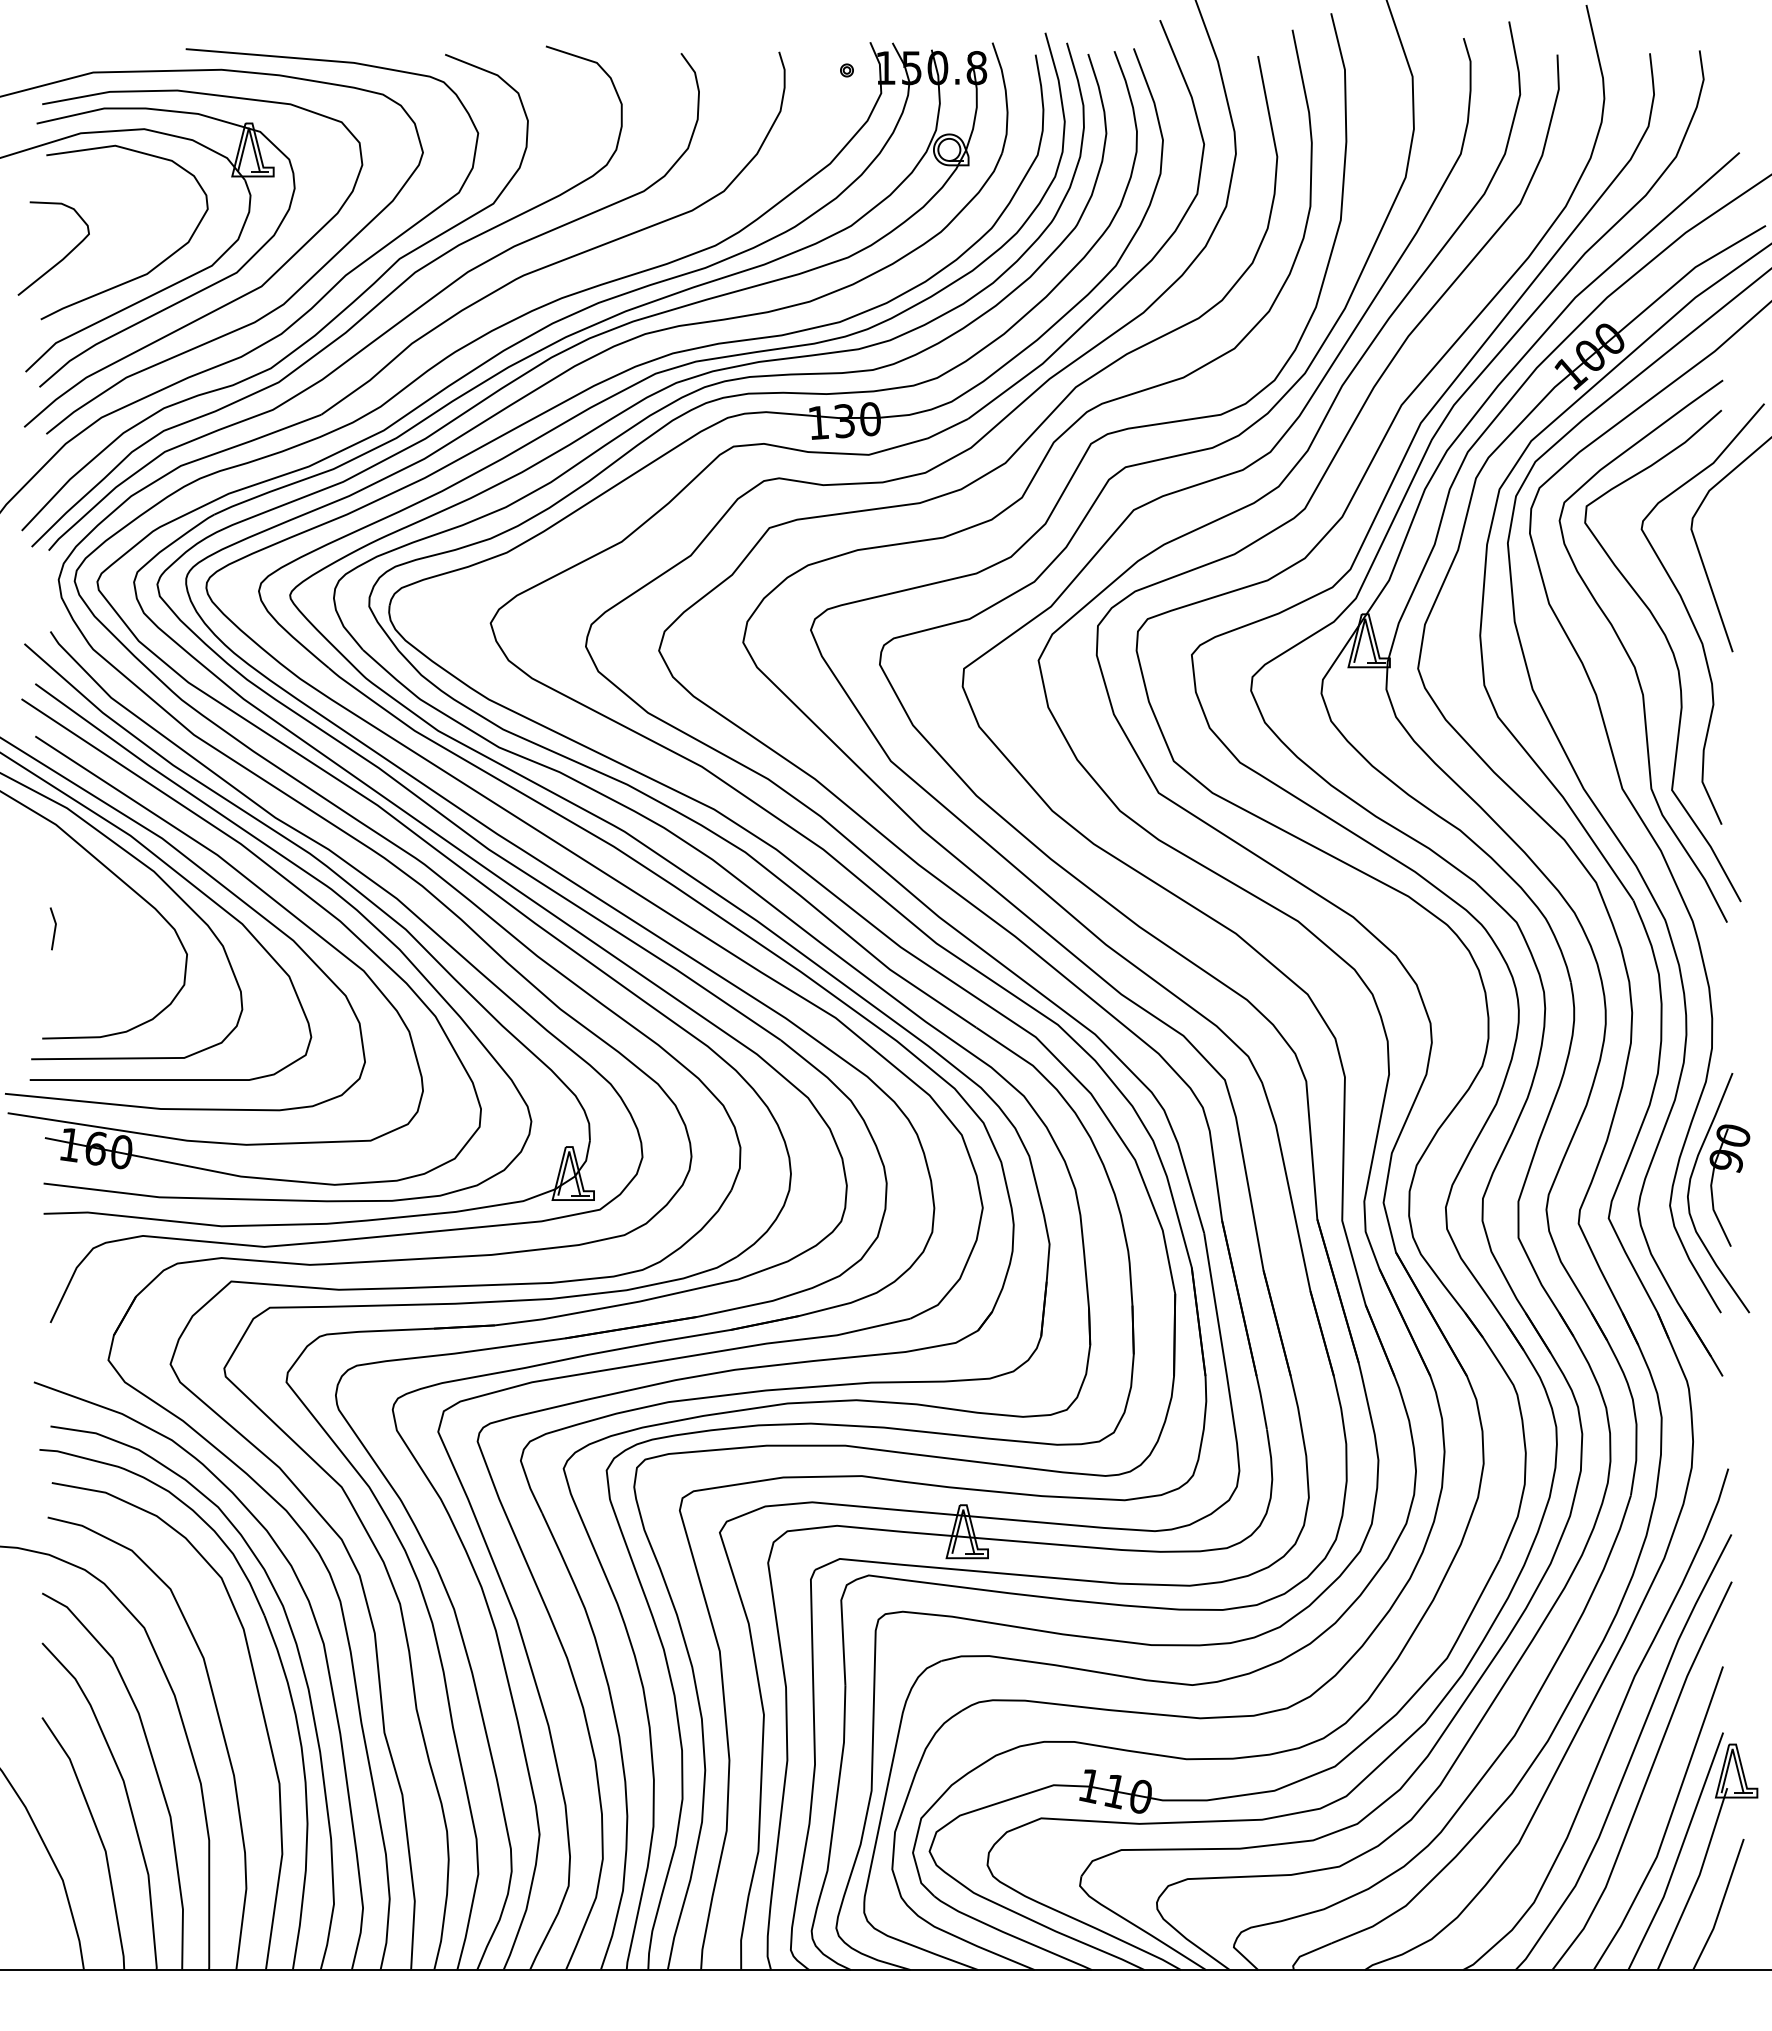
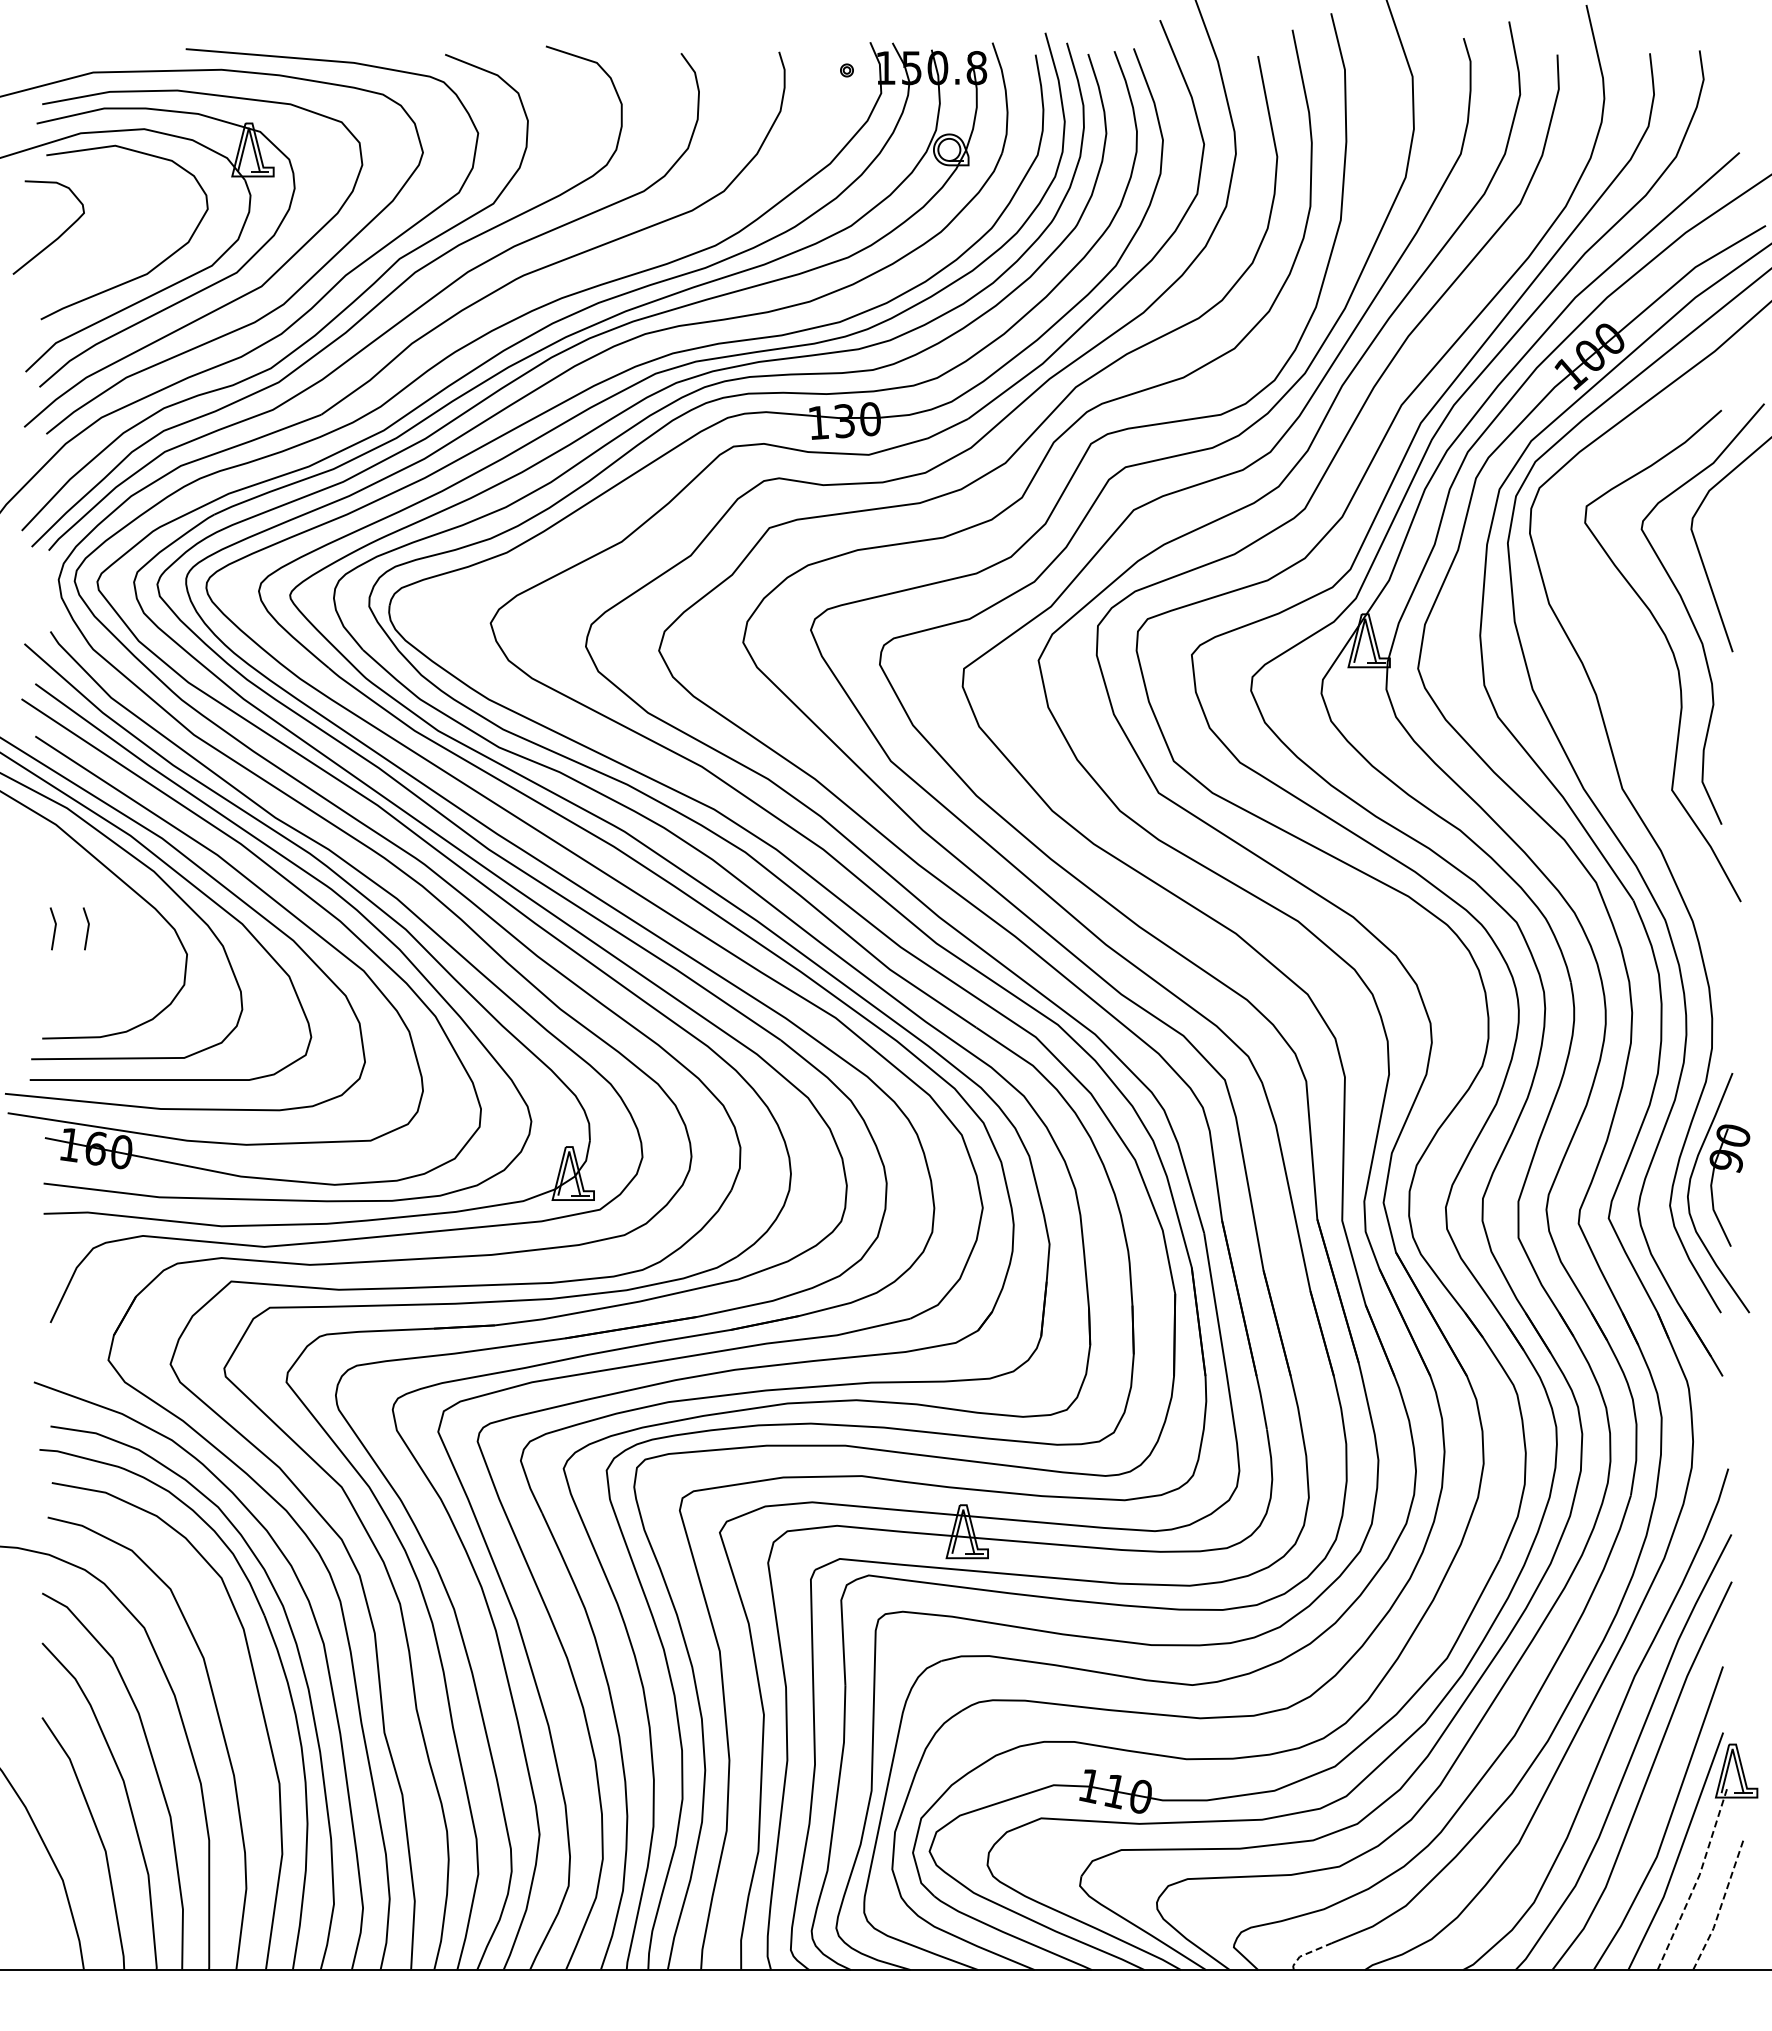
curve position: (63, 257) -> (58, 236) (58, 236)
curve: present -> none (1630, 657)
line: none -> present (87, 928)
line: solid -> dashed (1697, 1880)
line: solid -> dashed (1721, 1906)
line: solid -> dashed (1307, 1953)
